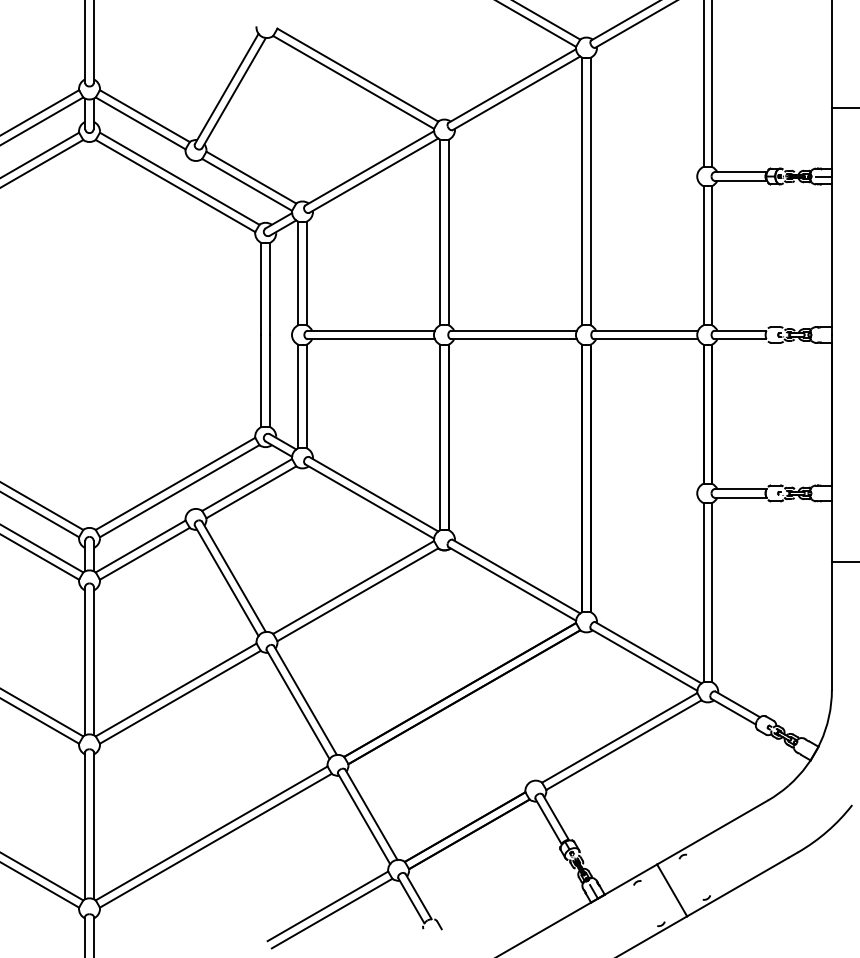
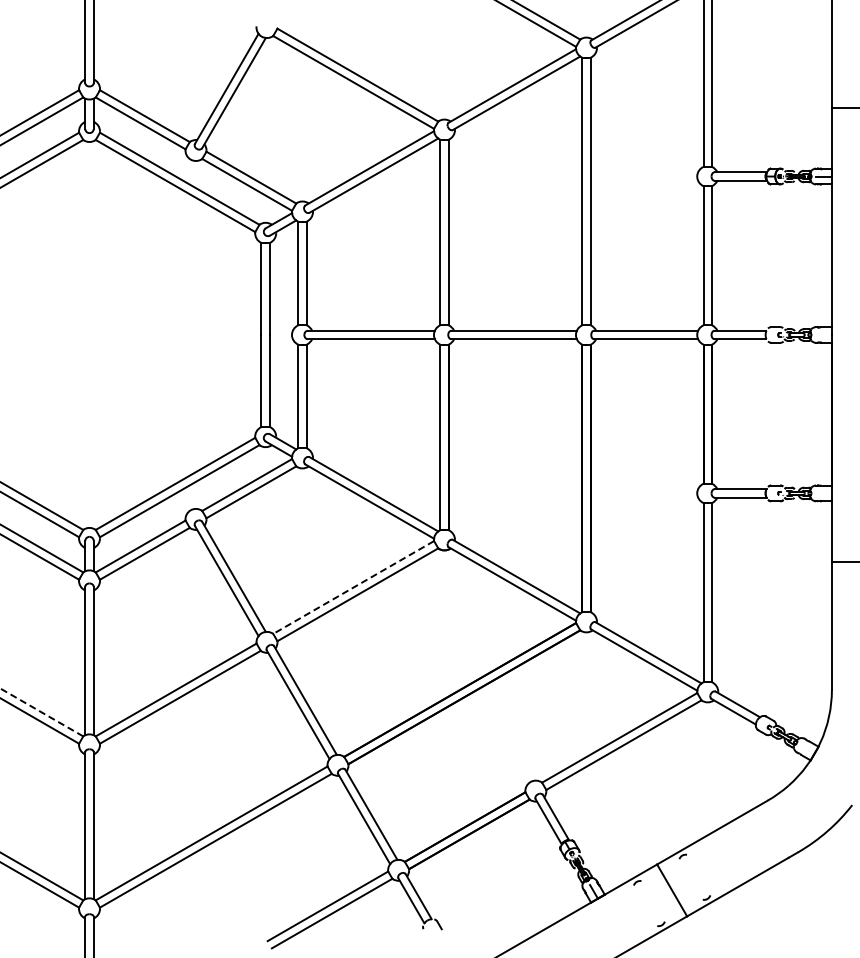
line: solid -> dashed (353, 587)
line: solid -> dashed (41, 712)
